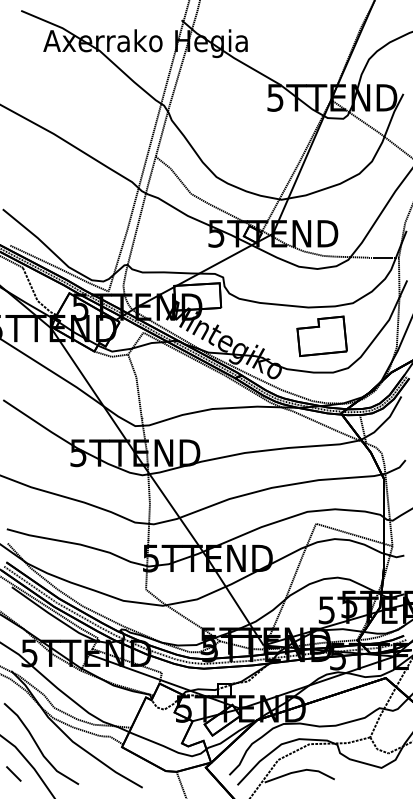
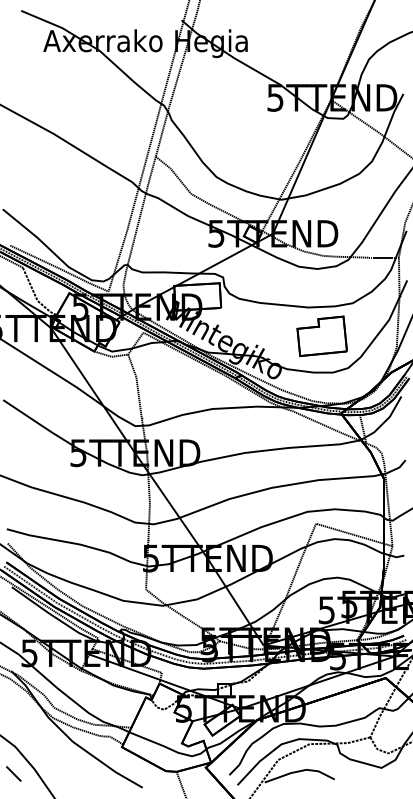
curve: present -> none (38, 745)
